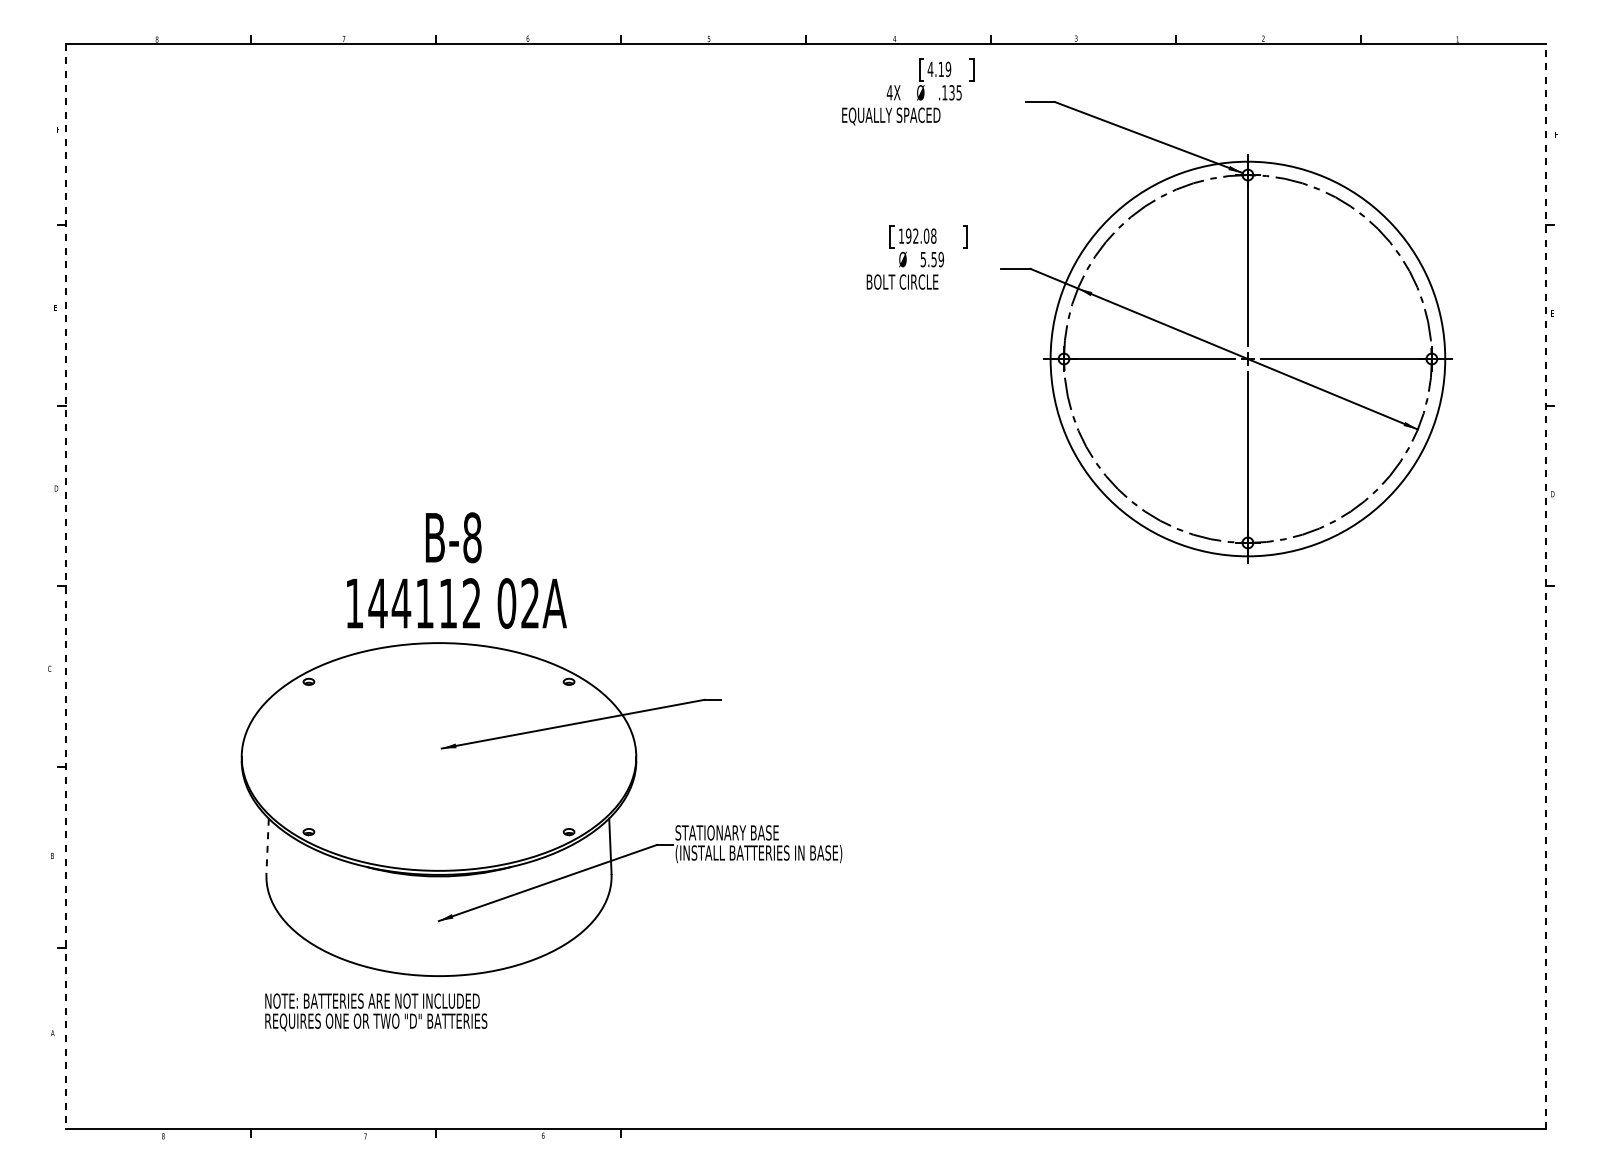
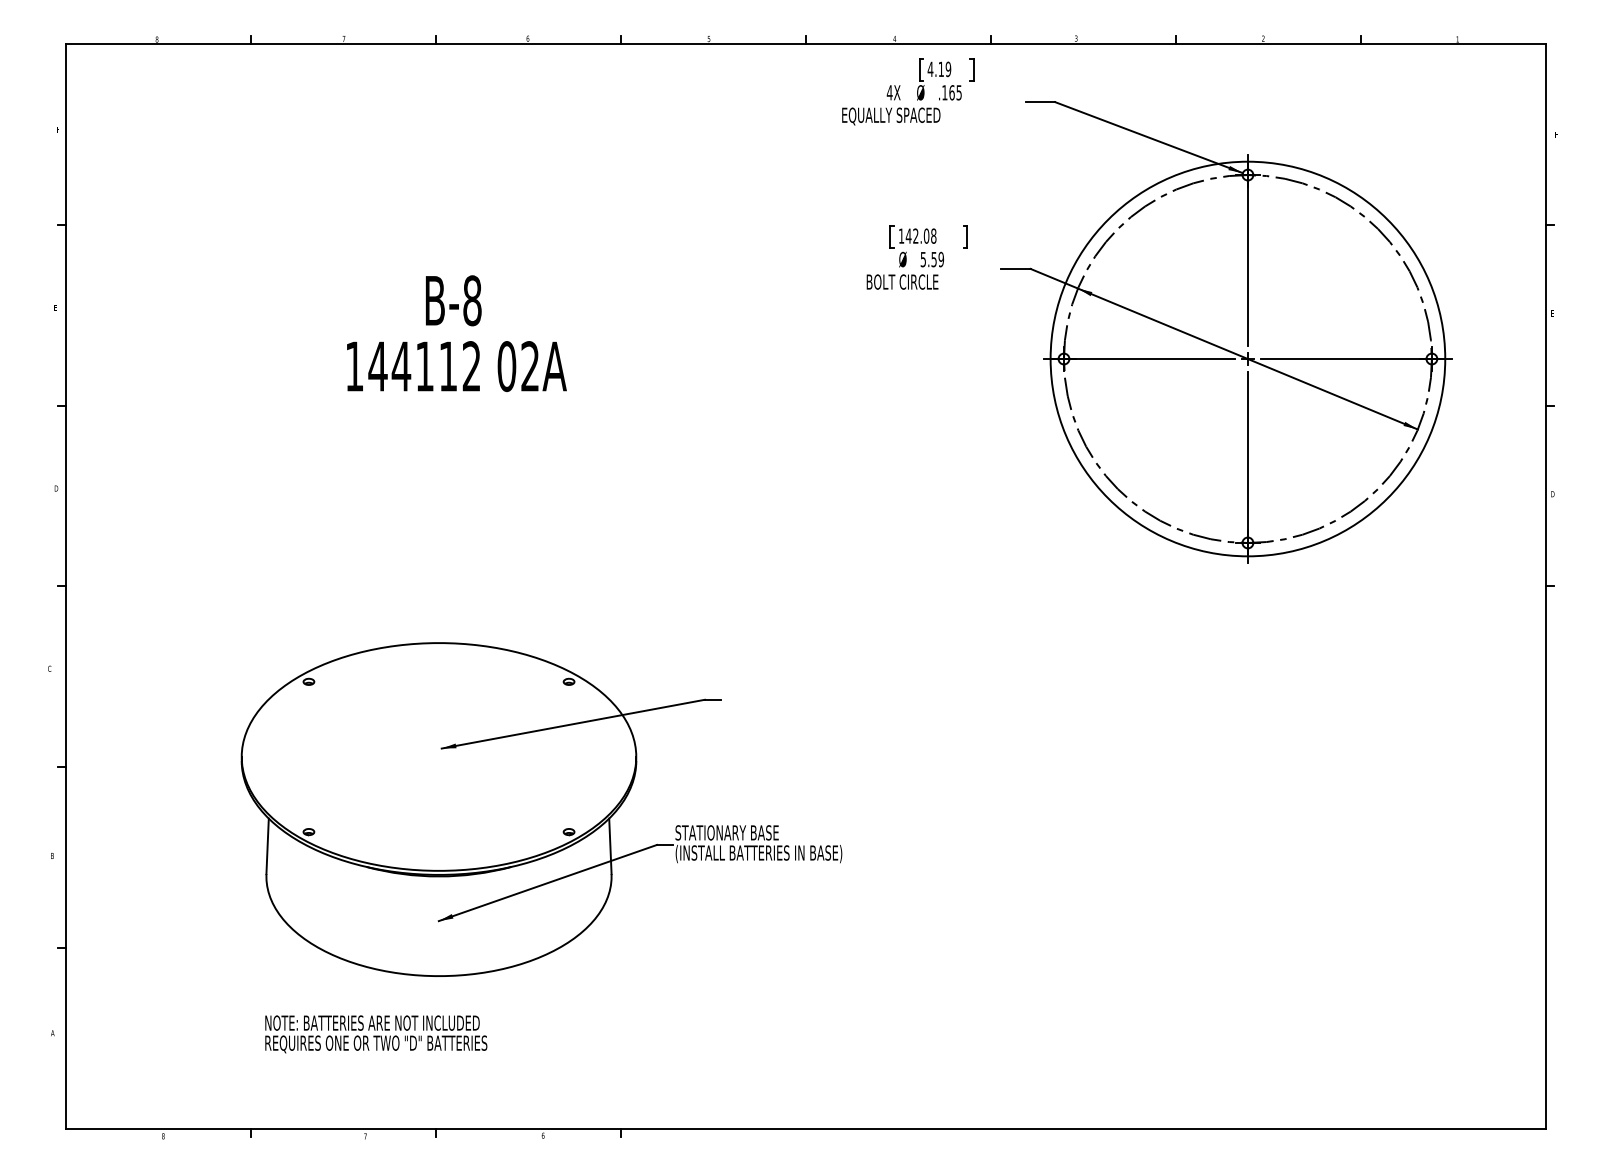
text: .135 -> .165 (951, 92)
text: 192.08 -> 142.08 (908, 235)
text position: (456, 570) -> (456, 333) (456, 333)
line: dashed -> solid (66, 586)
line: dashed -> solid (1545, 586)
line: dashed -> solid (267, 846)
text position: (376, 1012) -> (376, 1034) (376, 1034)
